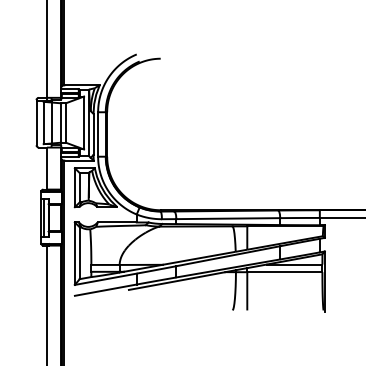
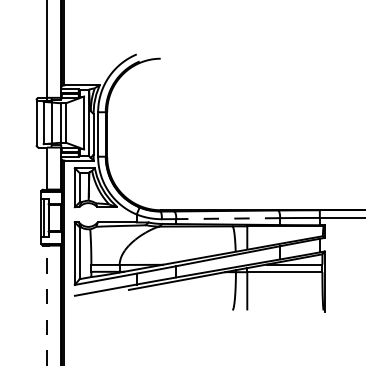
line: solid -> dashed (228, 218)
line: solid -> dashed (46, 305)
